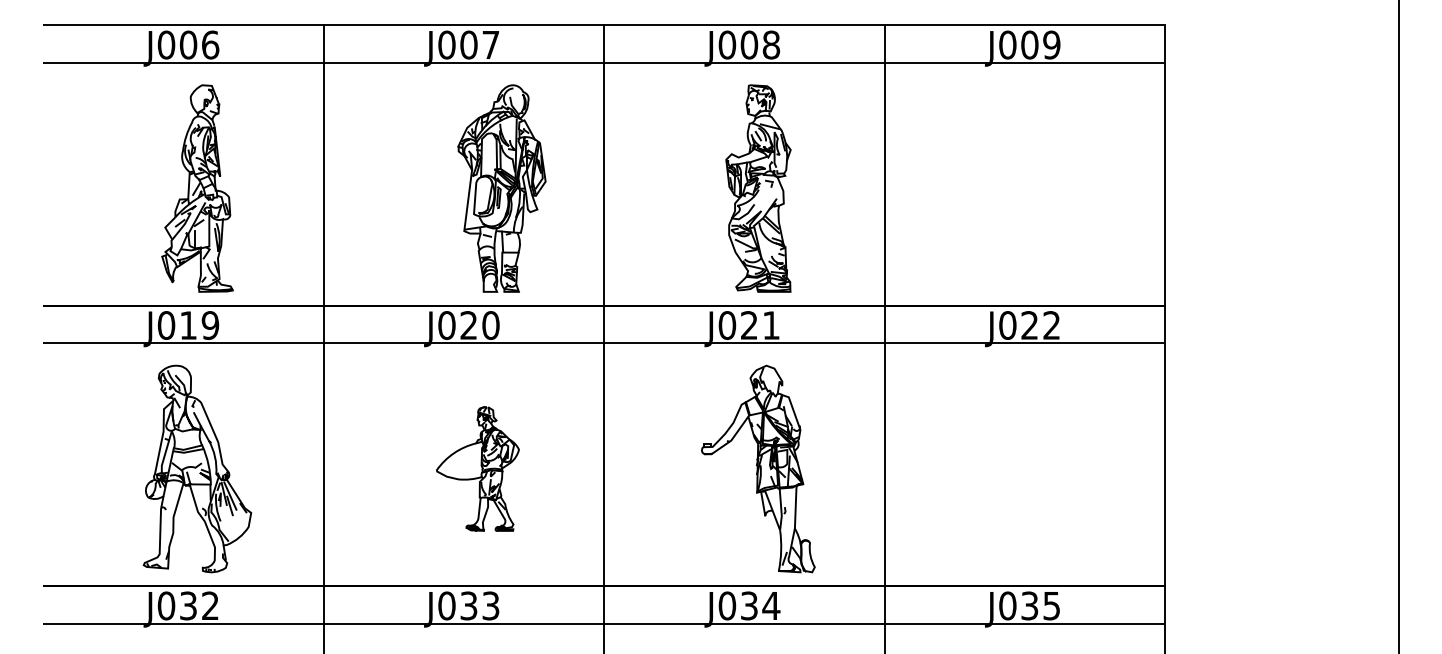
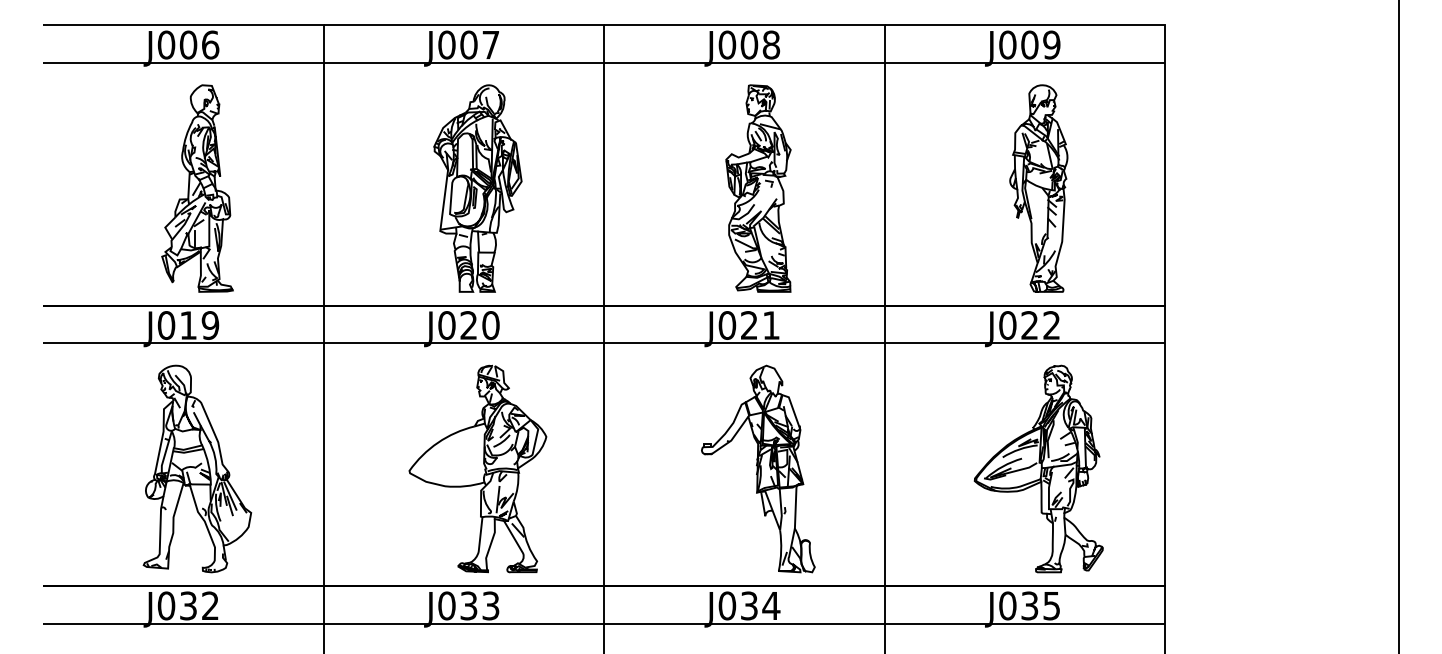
part position: (501, 188) -> (477, 188) (477, 188)
part: none -> present (1038, 188)
part size: 84x126 px -> 140x210 px (477, 468)
part: none -> present (1038, 468)
